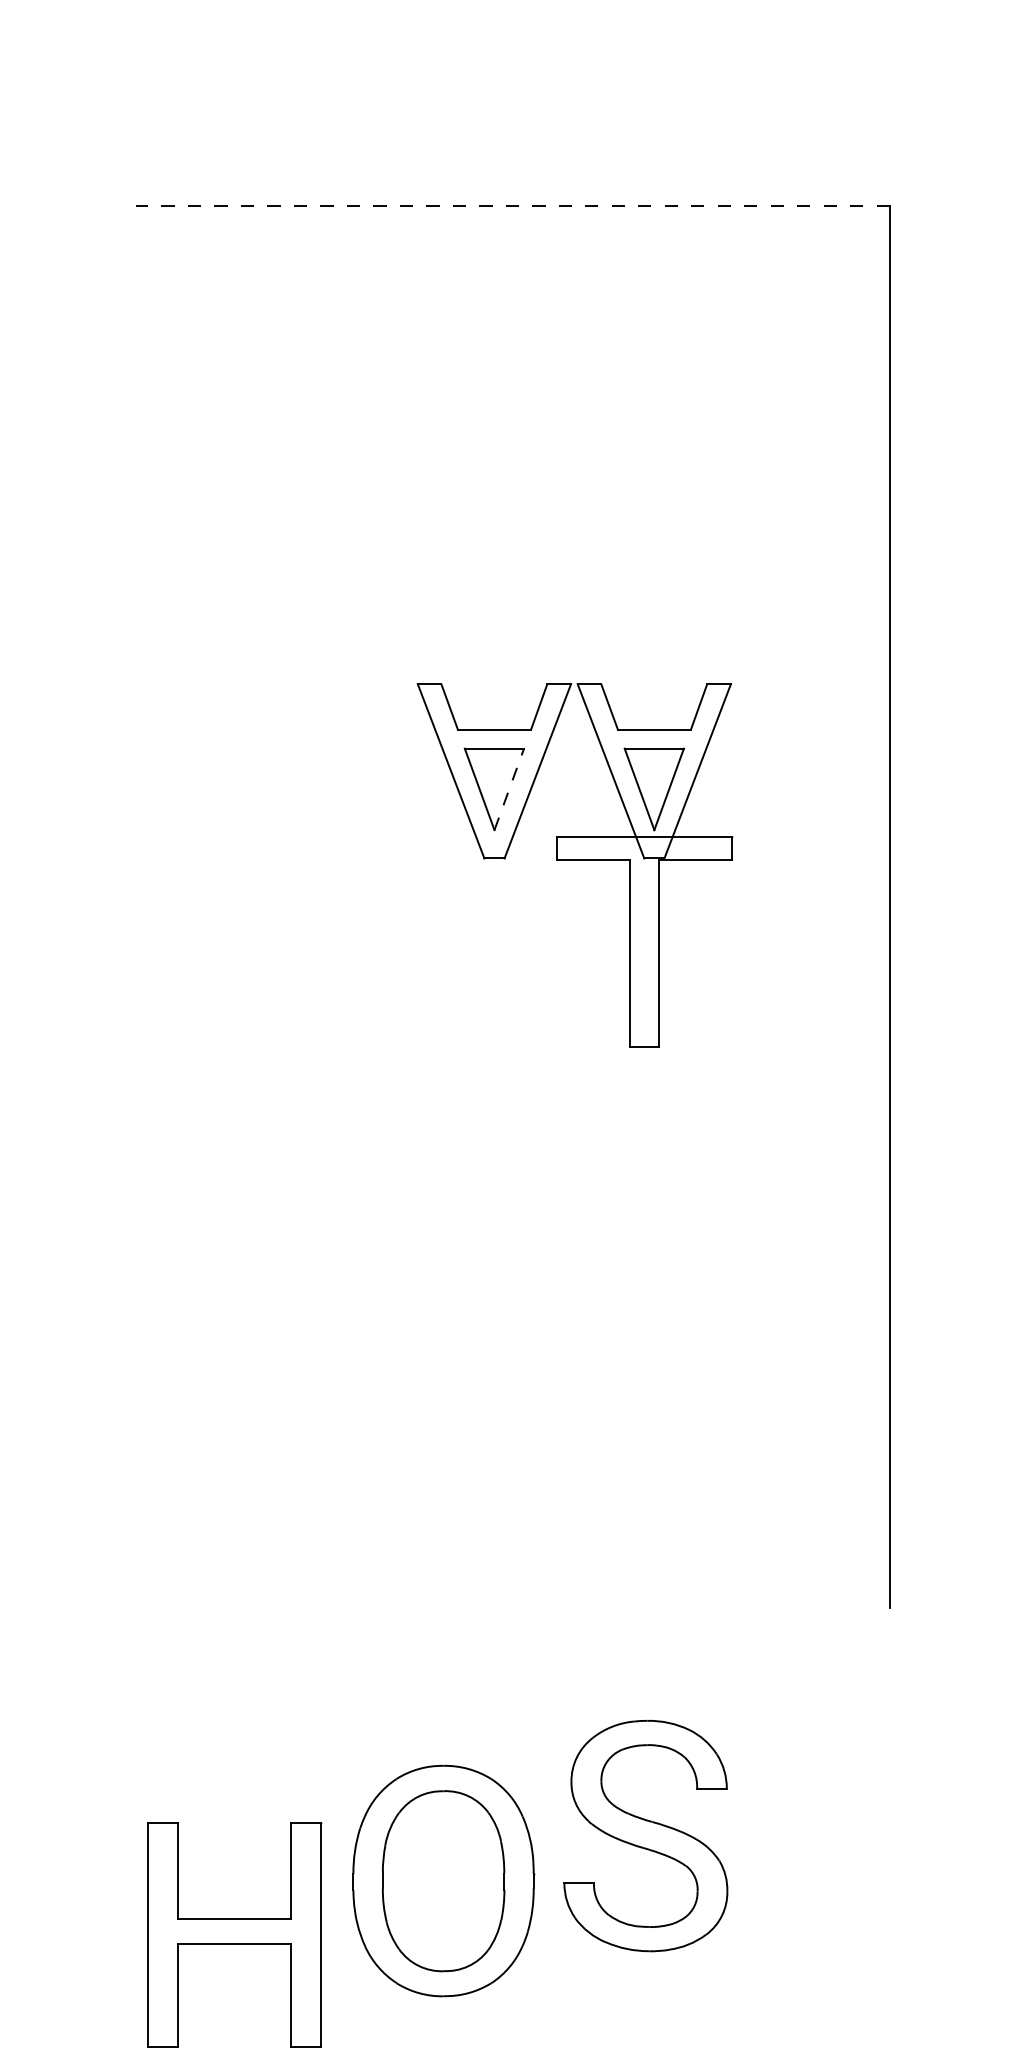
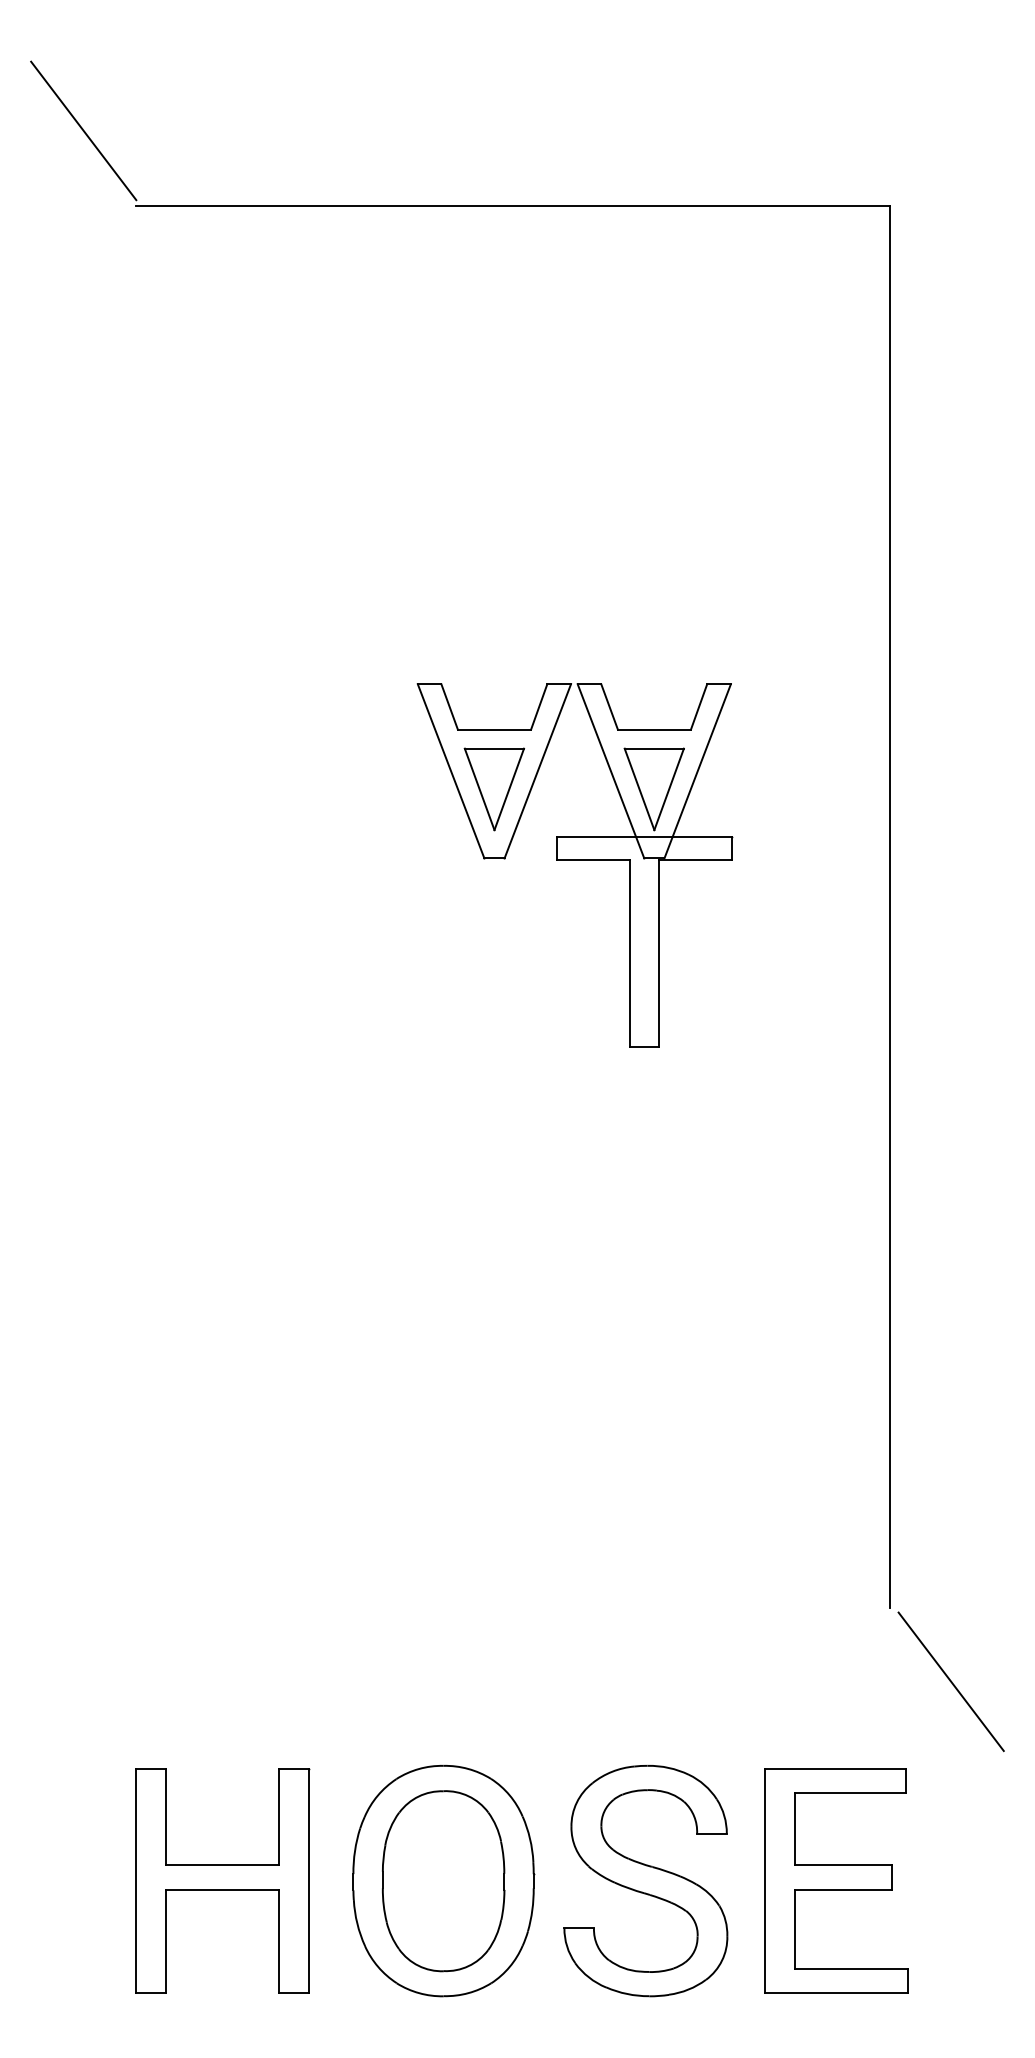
line: none -> present (83, 130)
line: dashed -> solid (513, 206)
line: dashed -> solid (509, 788)
line: none -> present (950, 1681)
part position: (645, 1836) -> (645, 1881) (645, 1881)
part: none -> present (836, 1880)
part position: (234, 1934) -> (222, 1880) (222, 1880)
